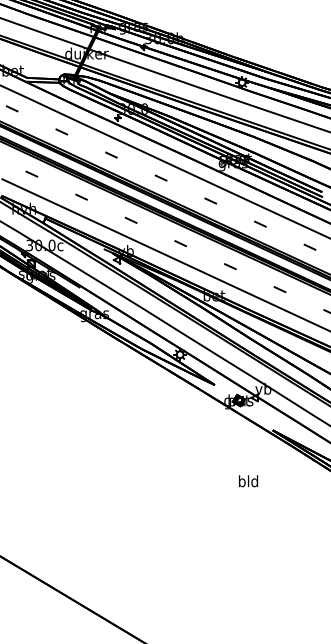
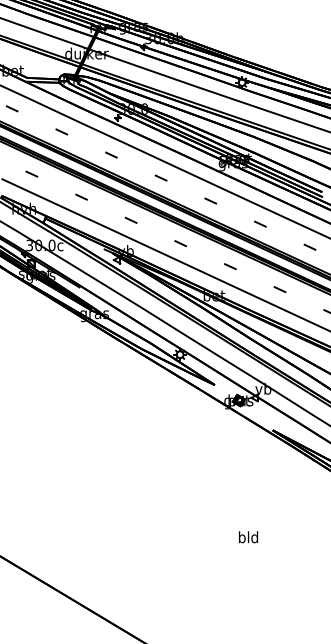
text position: (248, 481) -> (248, 537) (248, 537)
